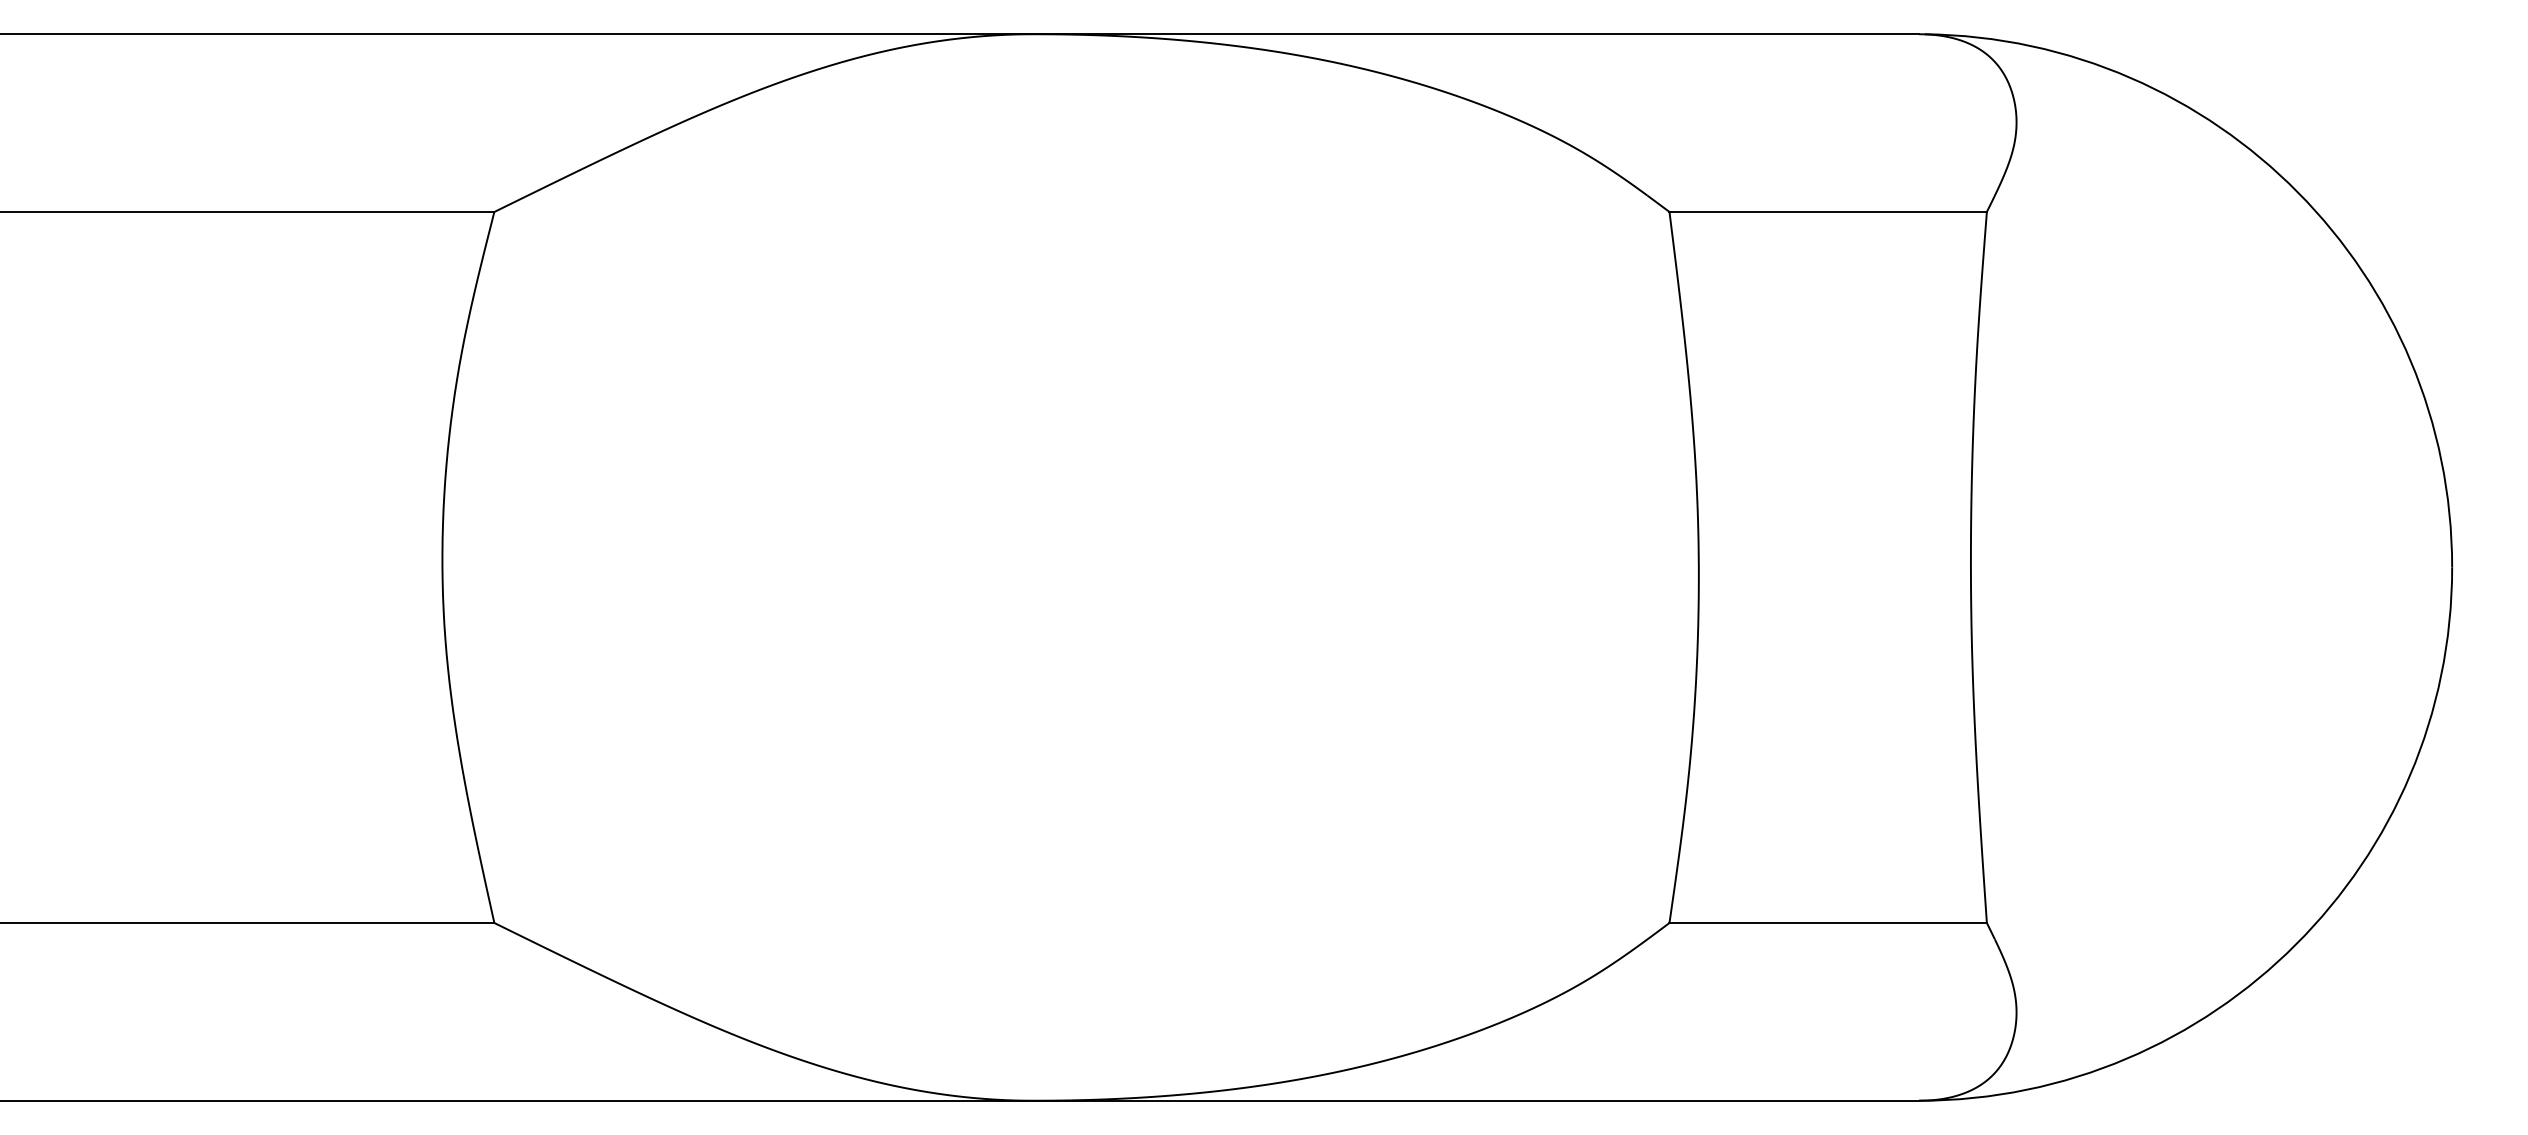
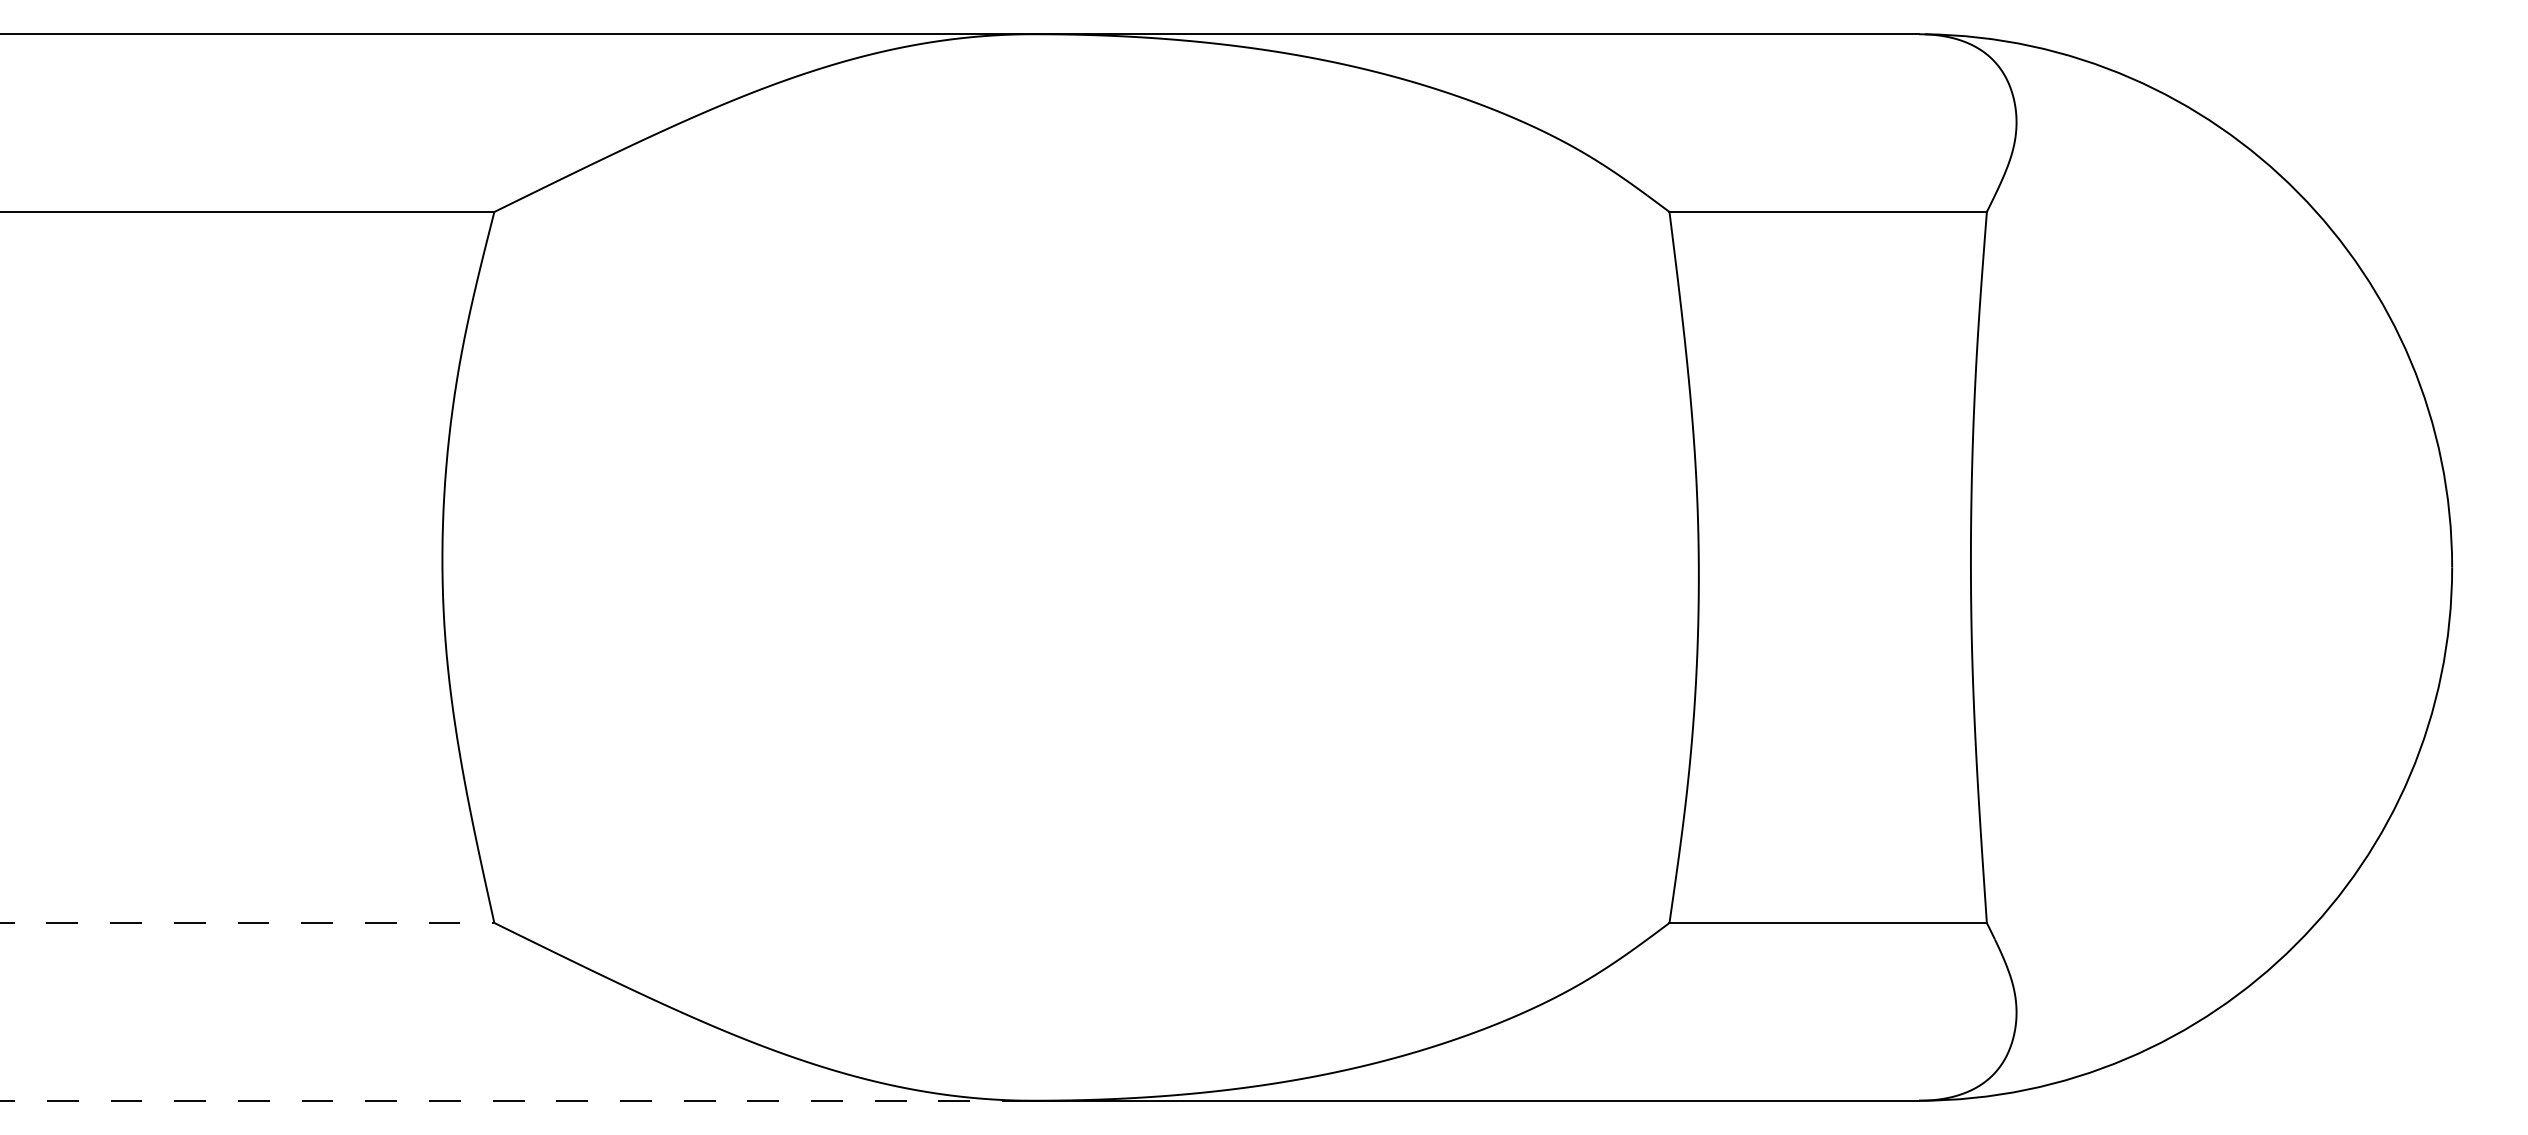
line: solid -> dashed (247, 922)
line: solid -> dashed (516, 1100)
